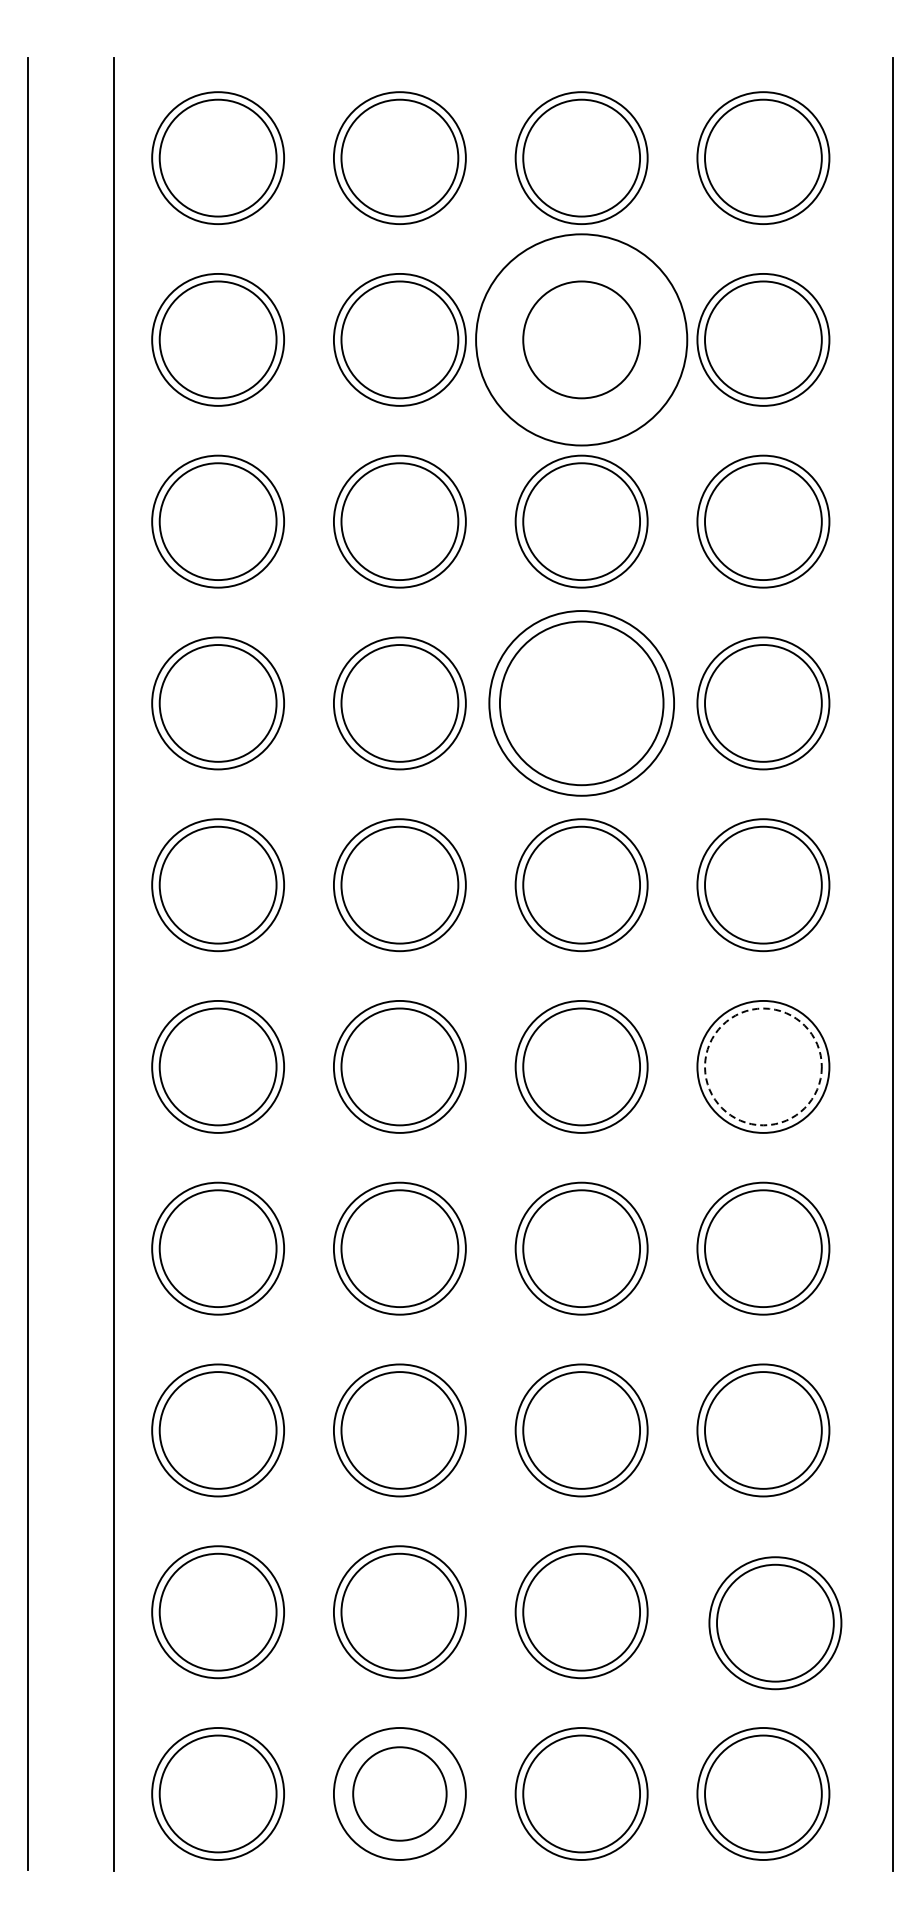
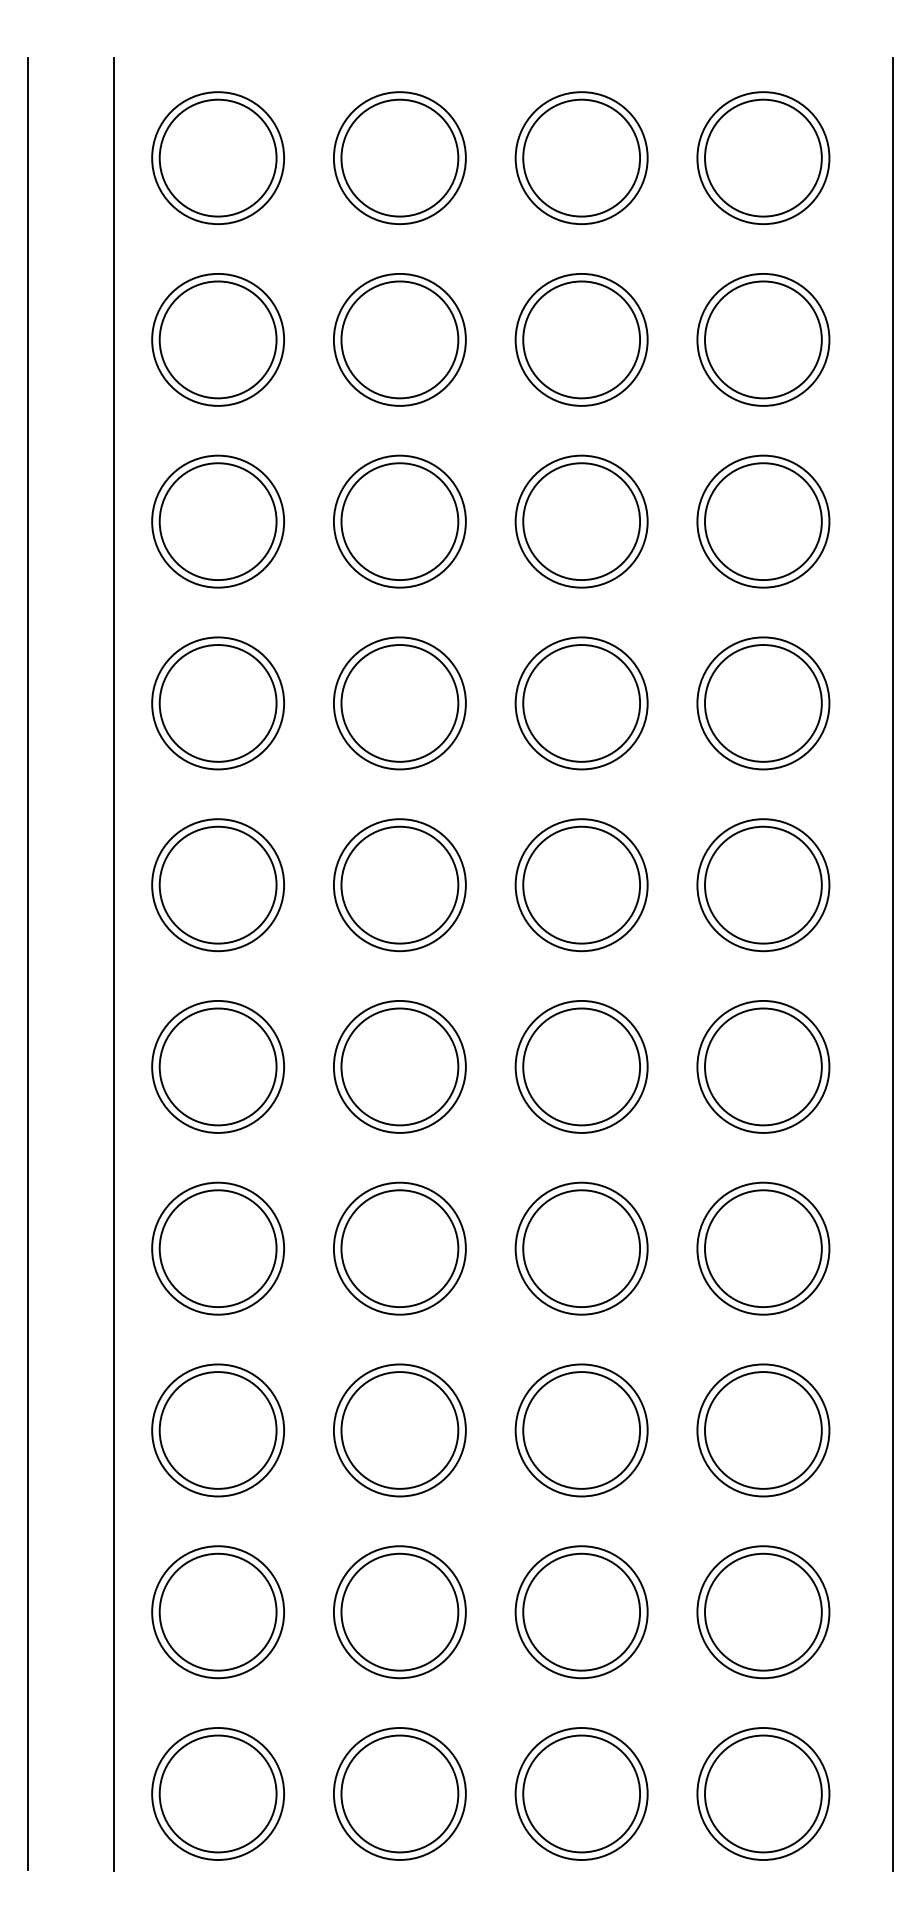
circle diameter: 211 px -> 132 px (581, 339)
part size: 187x187 px -> 135x135 px (581, 703)
circle: dashed -> solid (763, 1066)
part position: (775, 1623) -> (763, 1612) (763, 1612)
circle diameter: 93 px -> 117 px (399, 1793)
